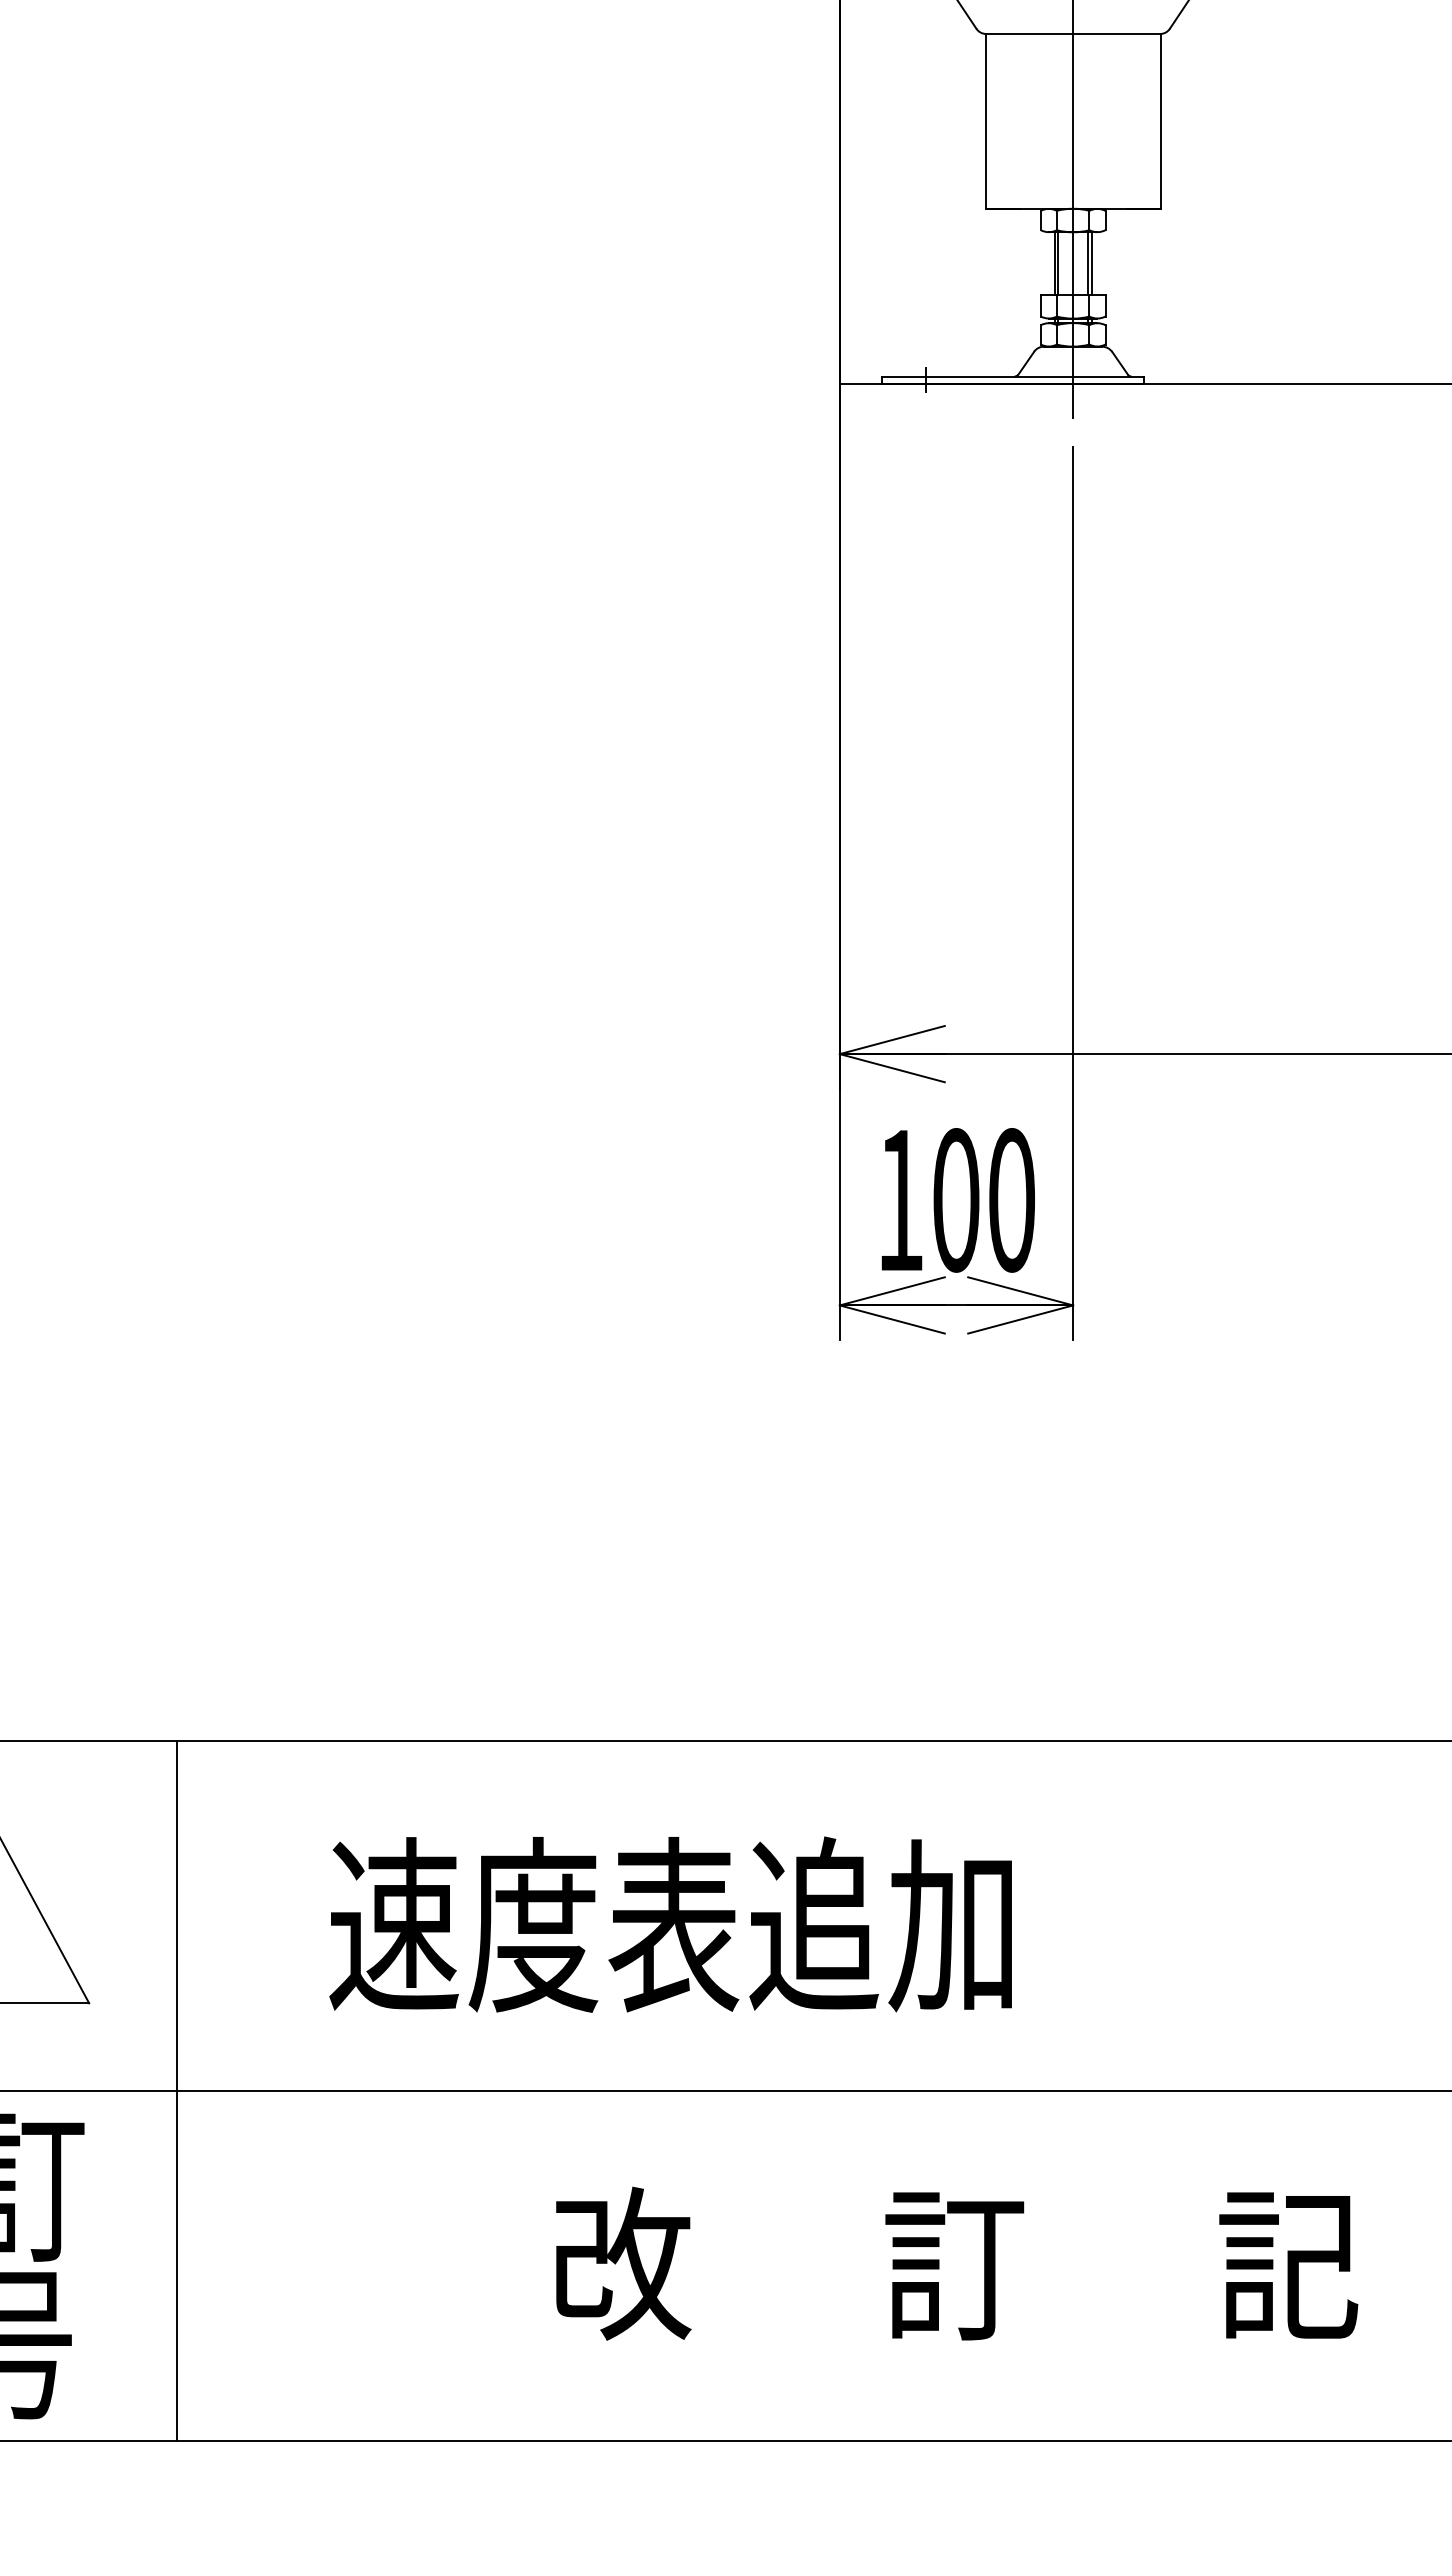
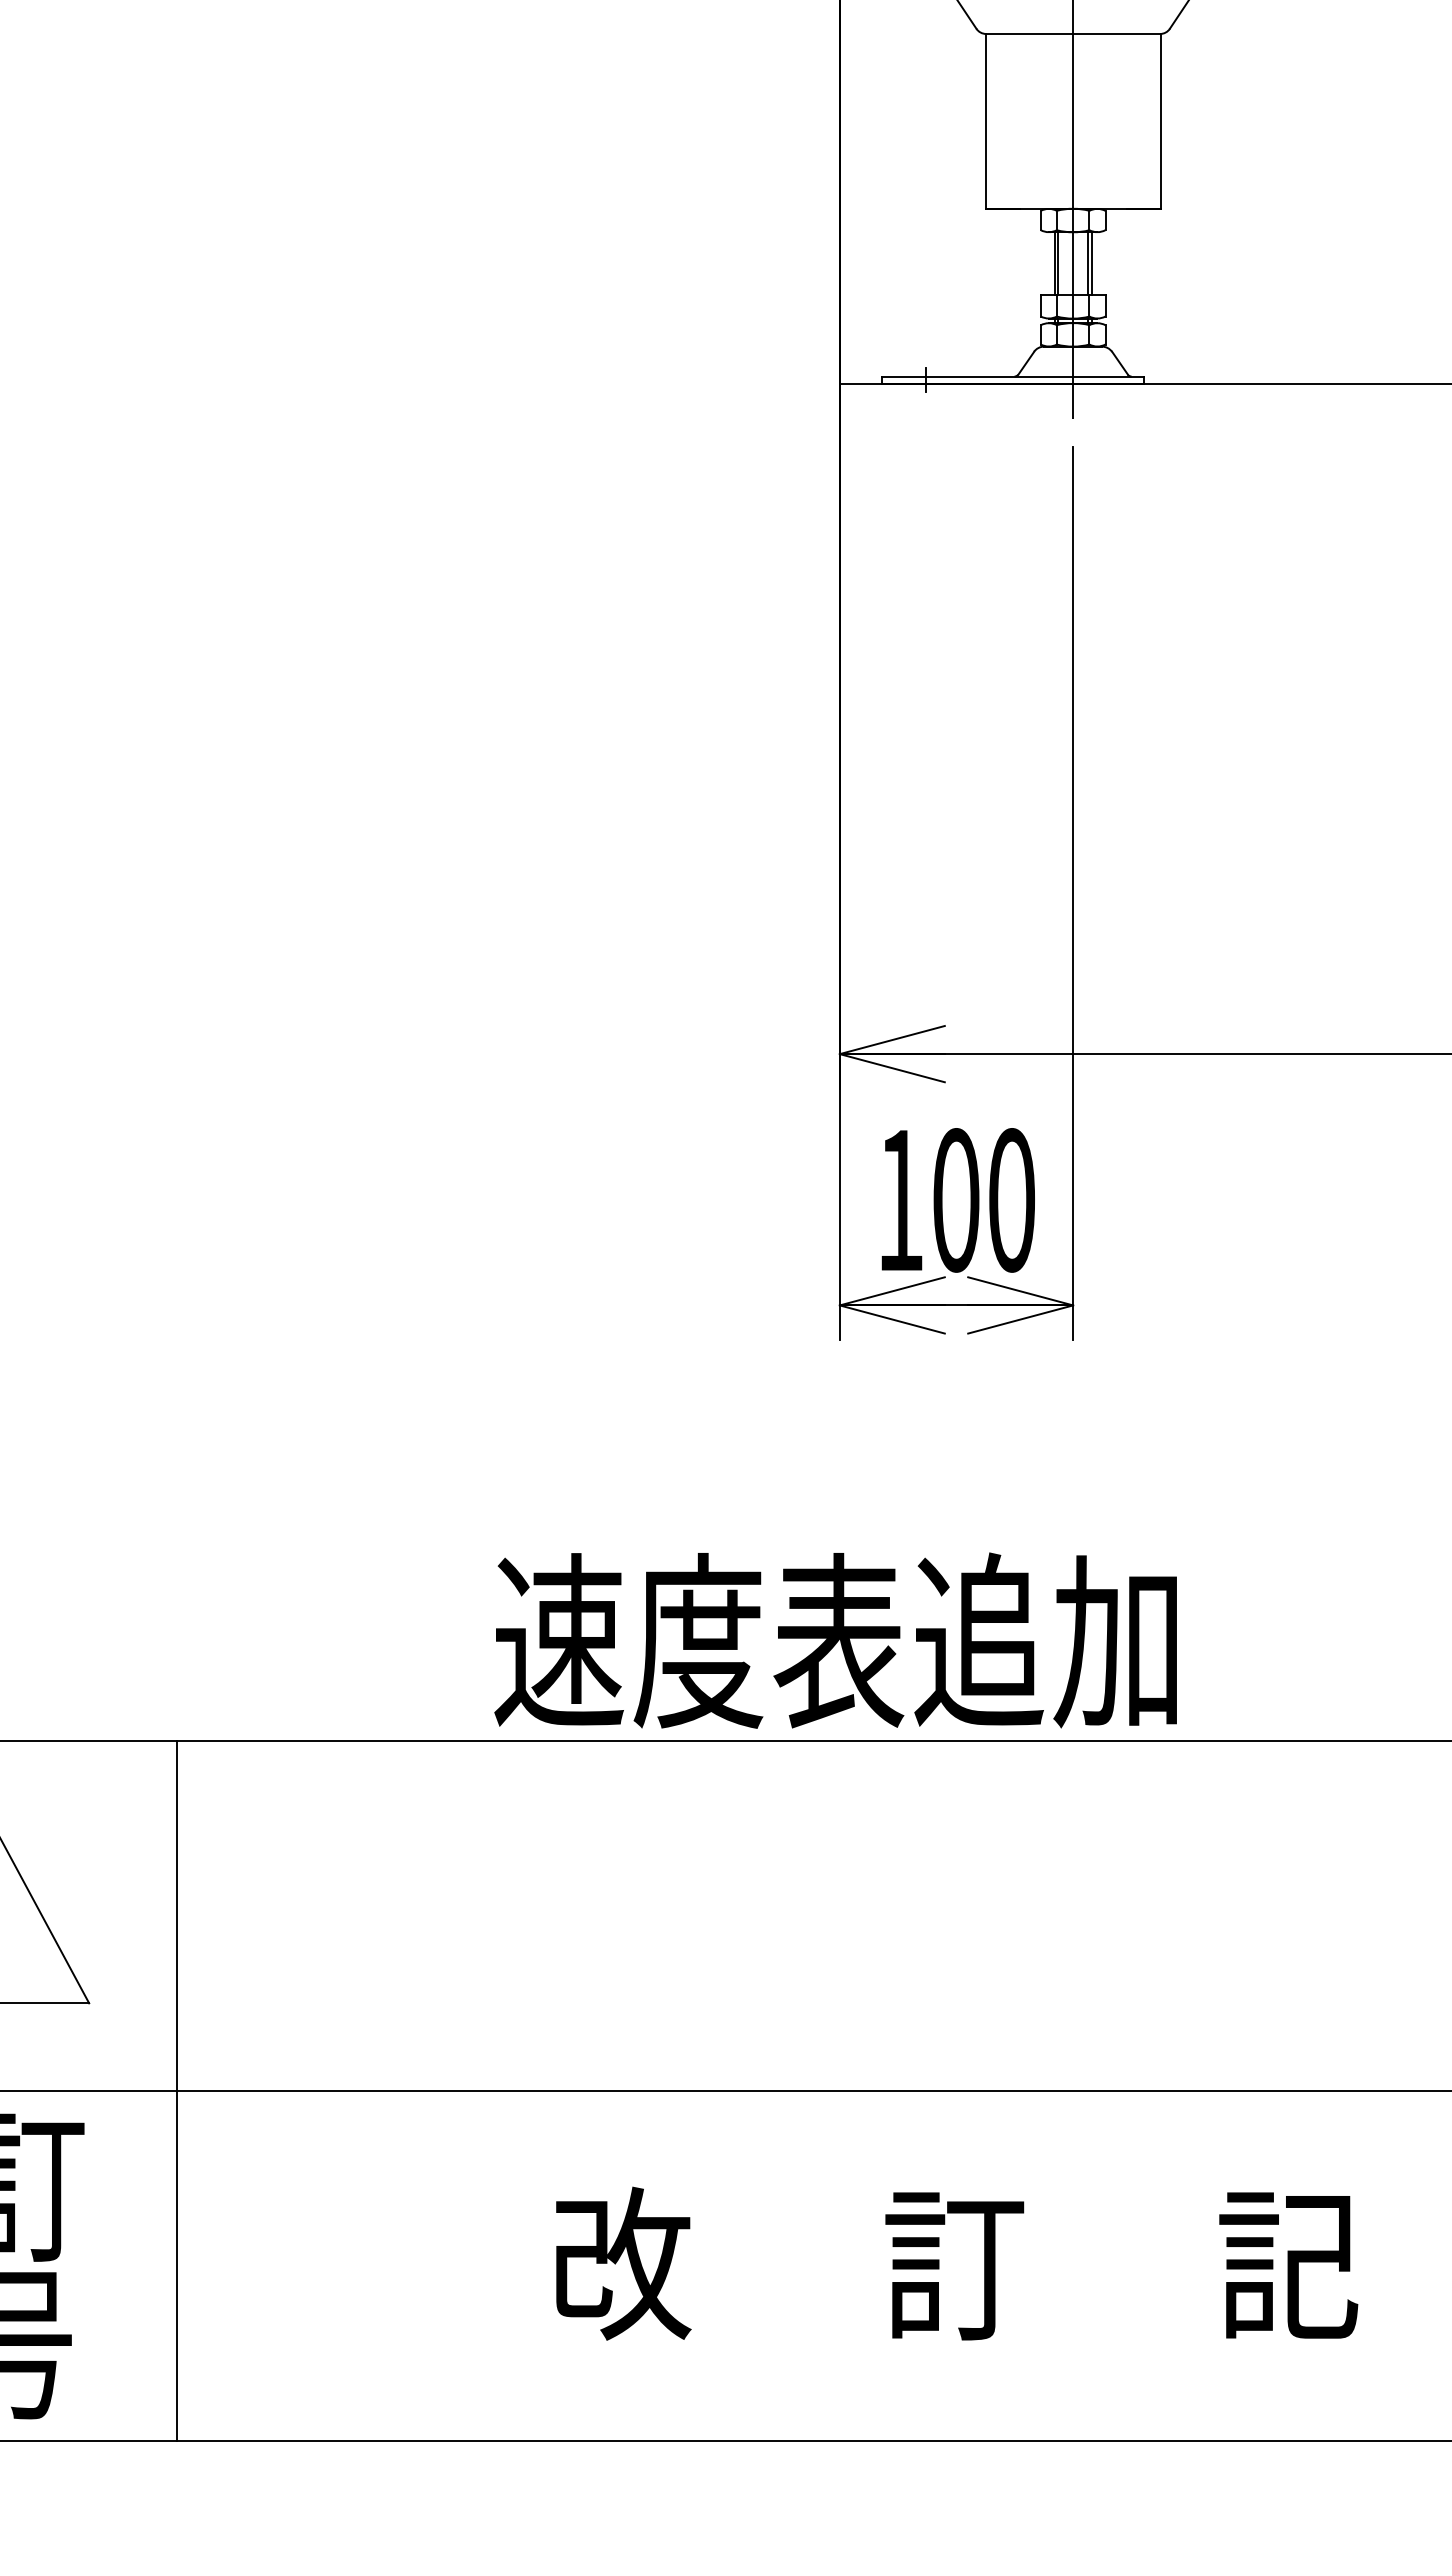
text position: (670, 1924) -> (835, 1640) (835, 1640)
